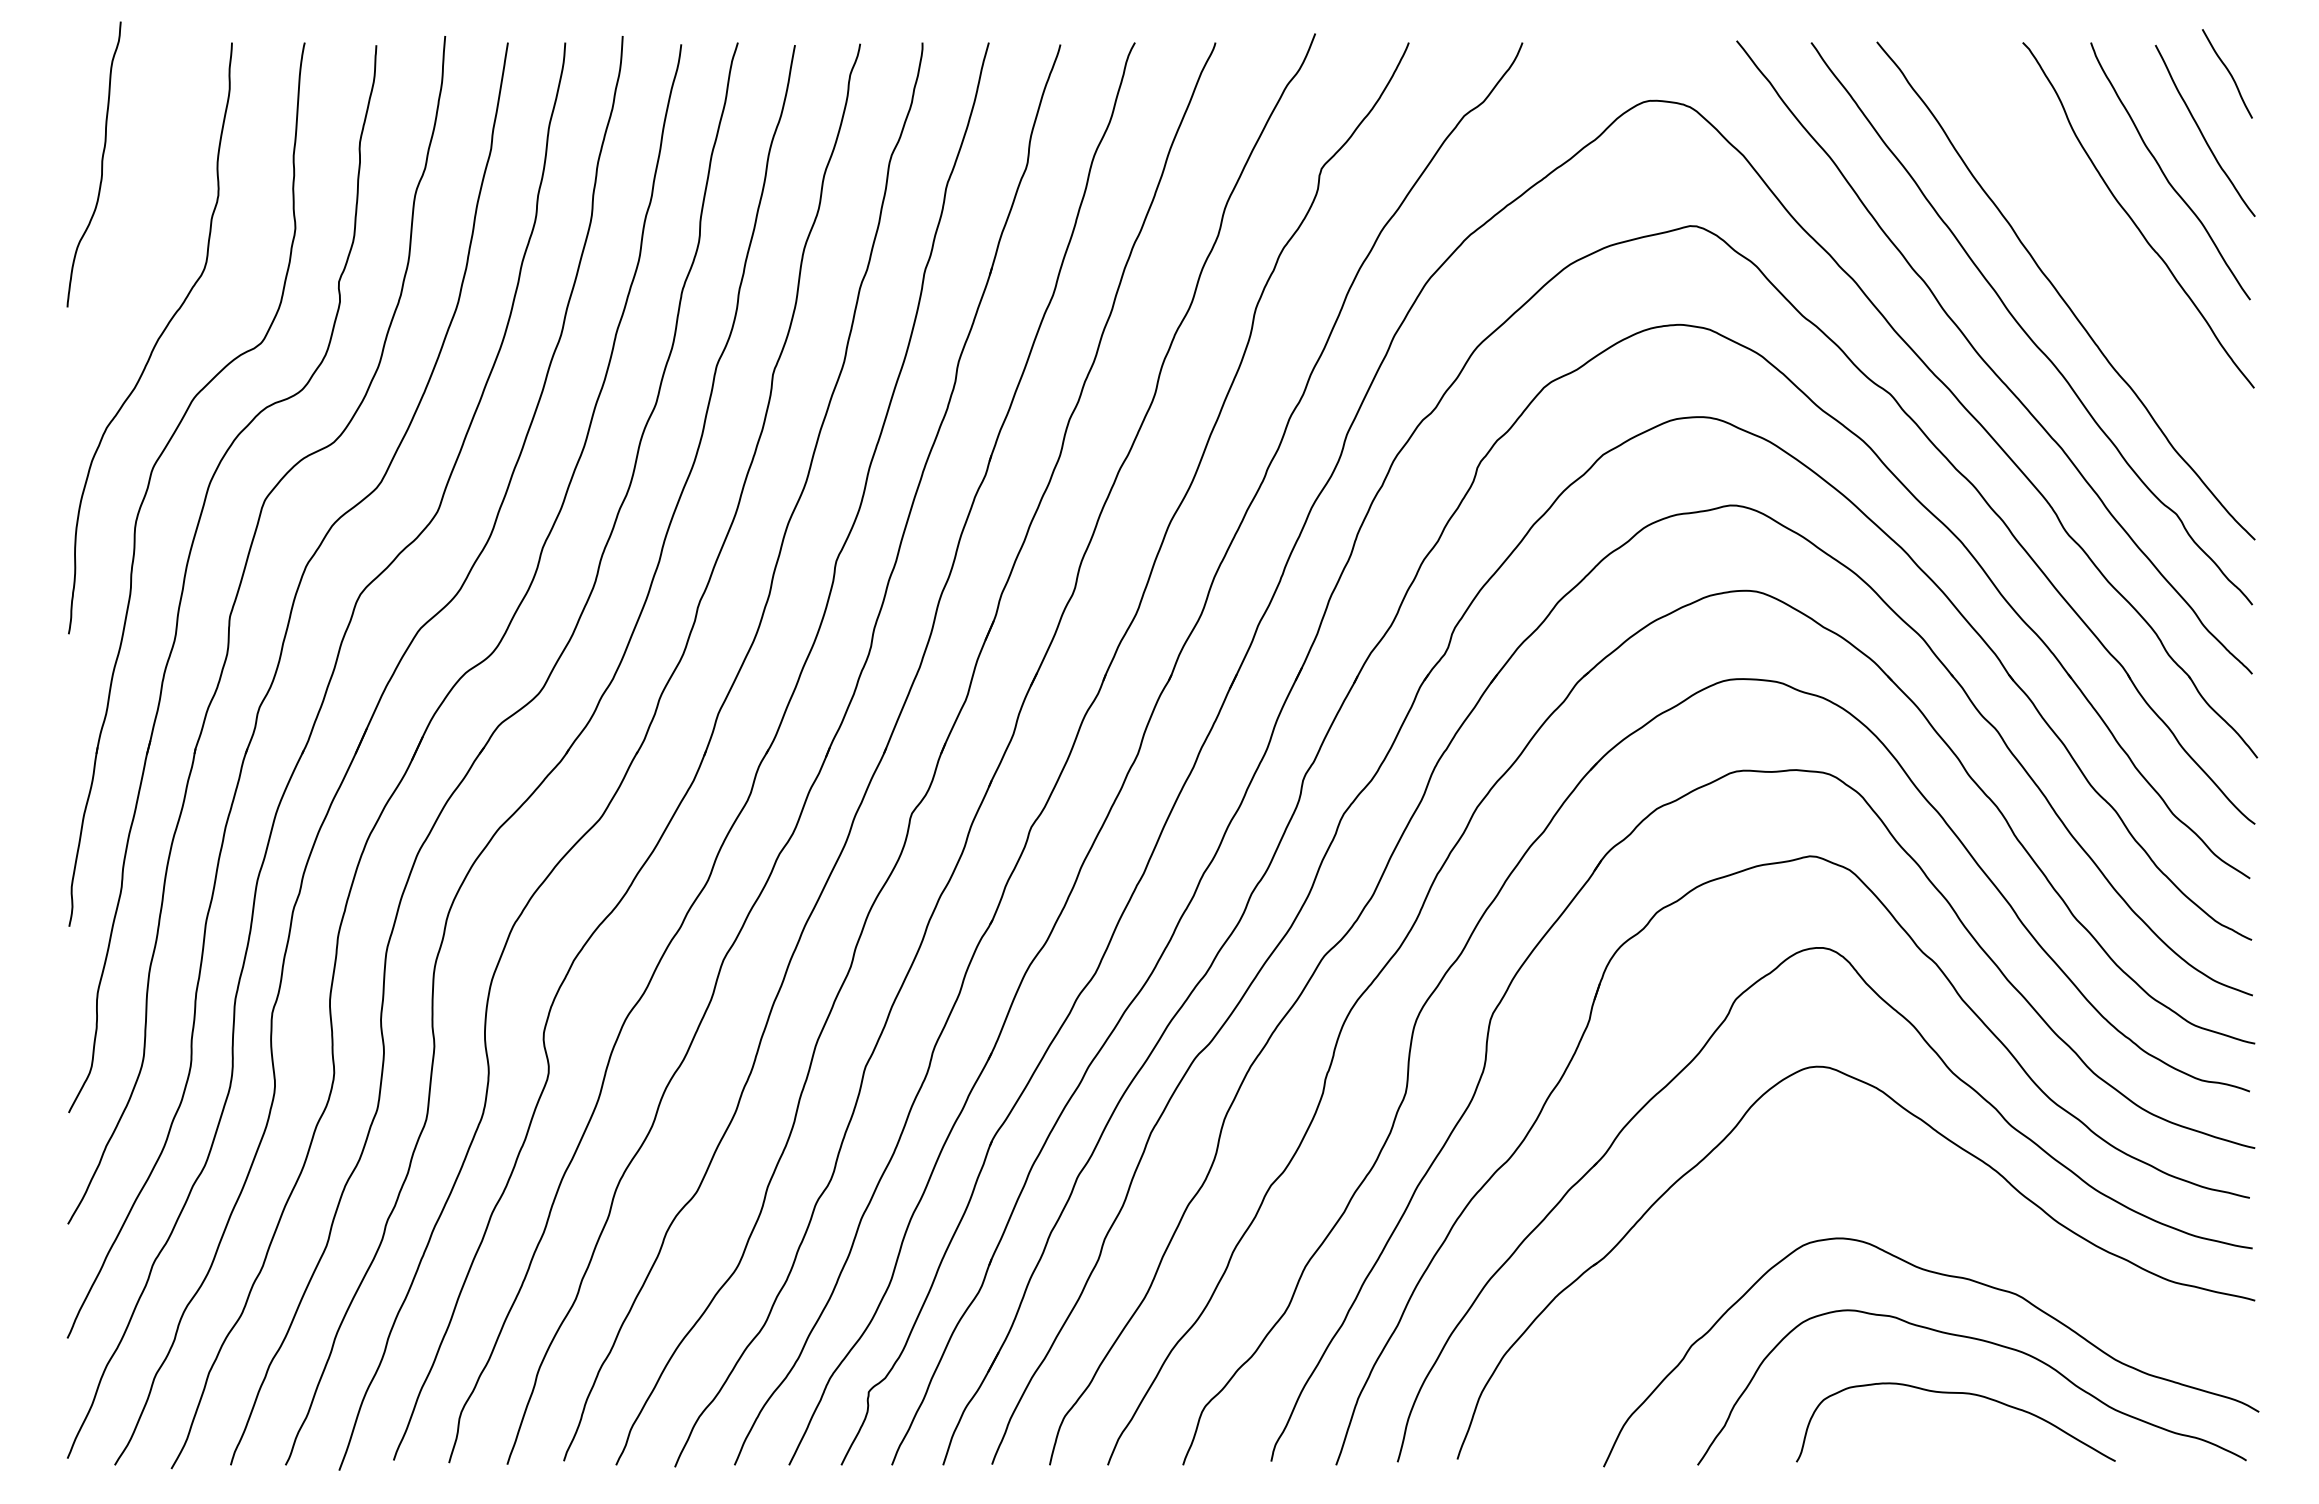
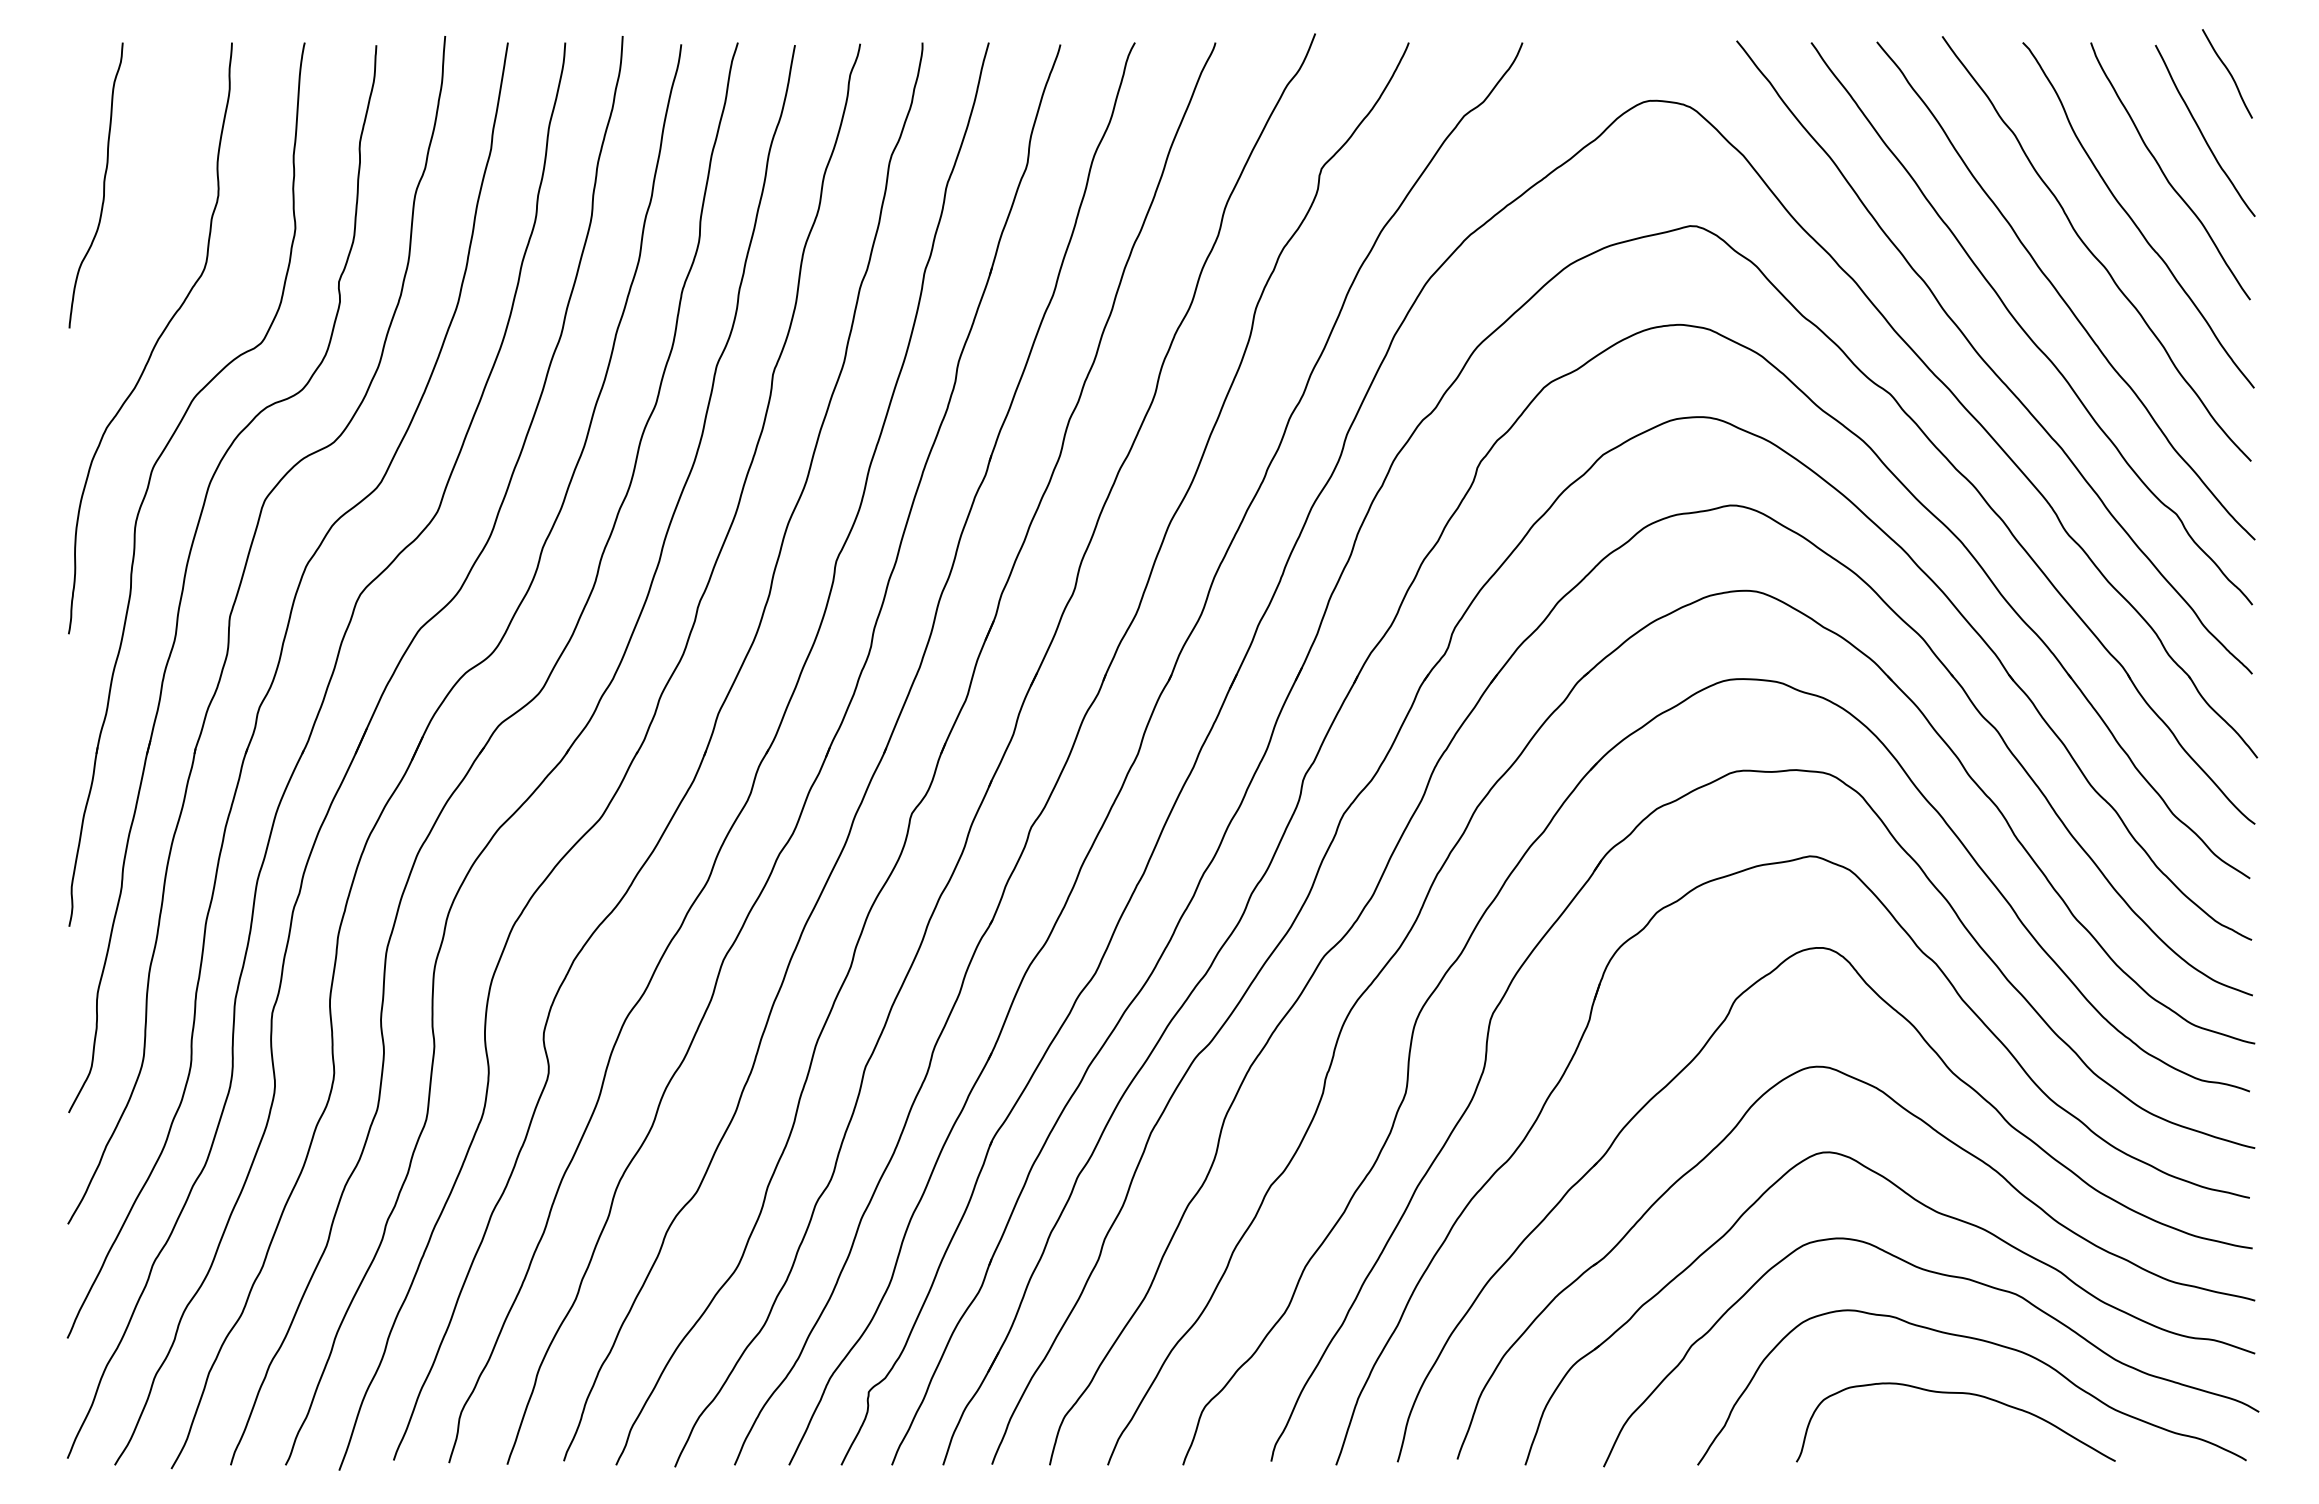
curve position: (101, 164) -> (103, 185) (103, 185)
curve: none -> present (2092, 252)
part: none -> present (1937, 1213)
